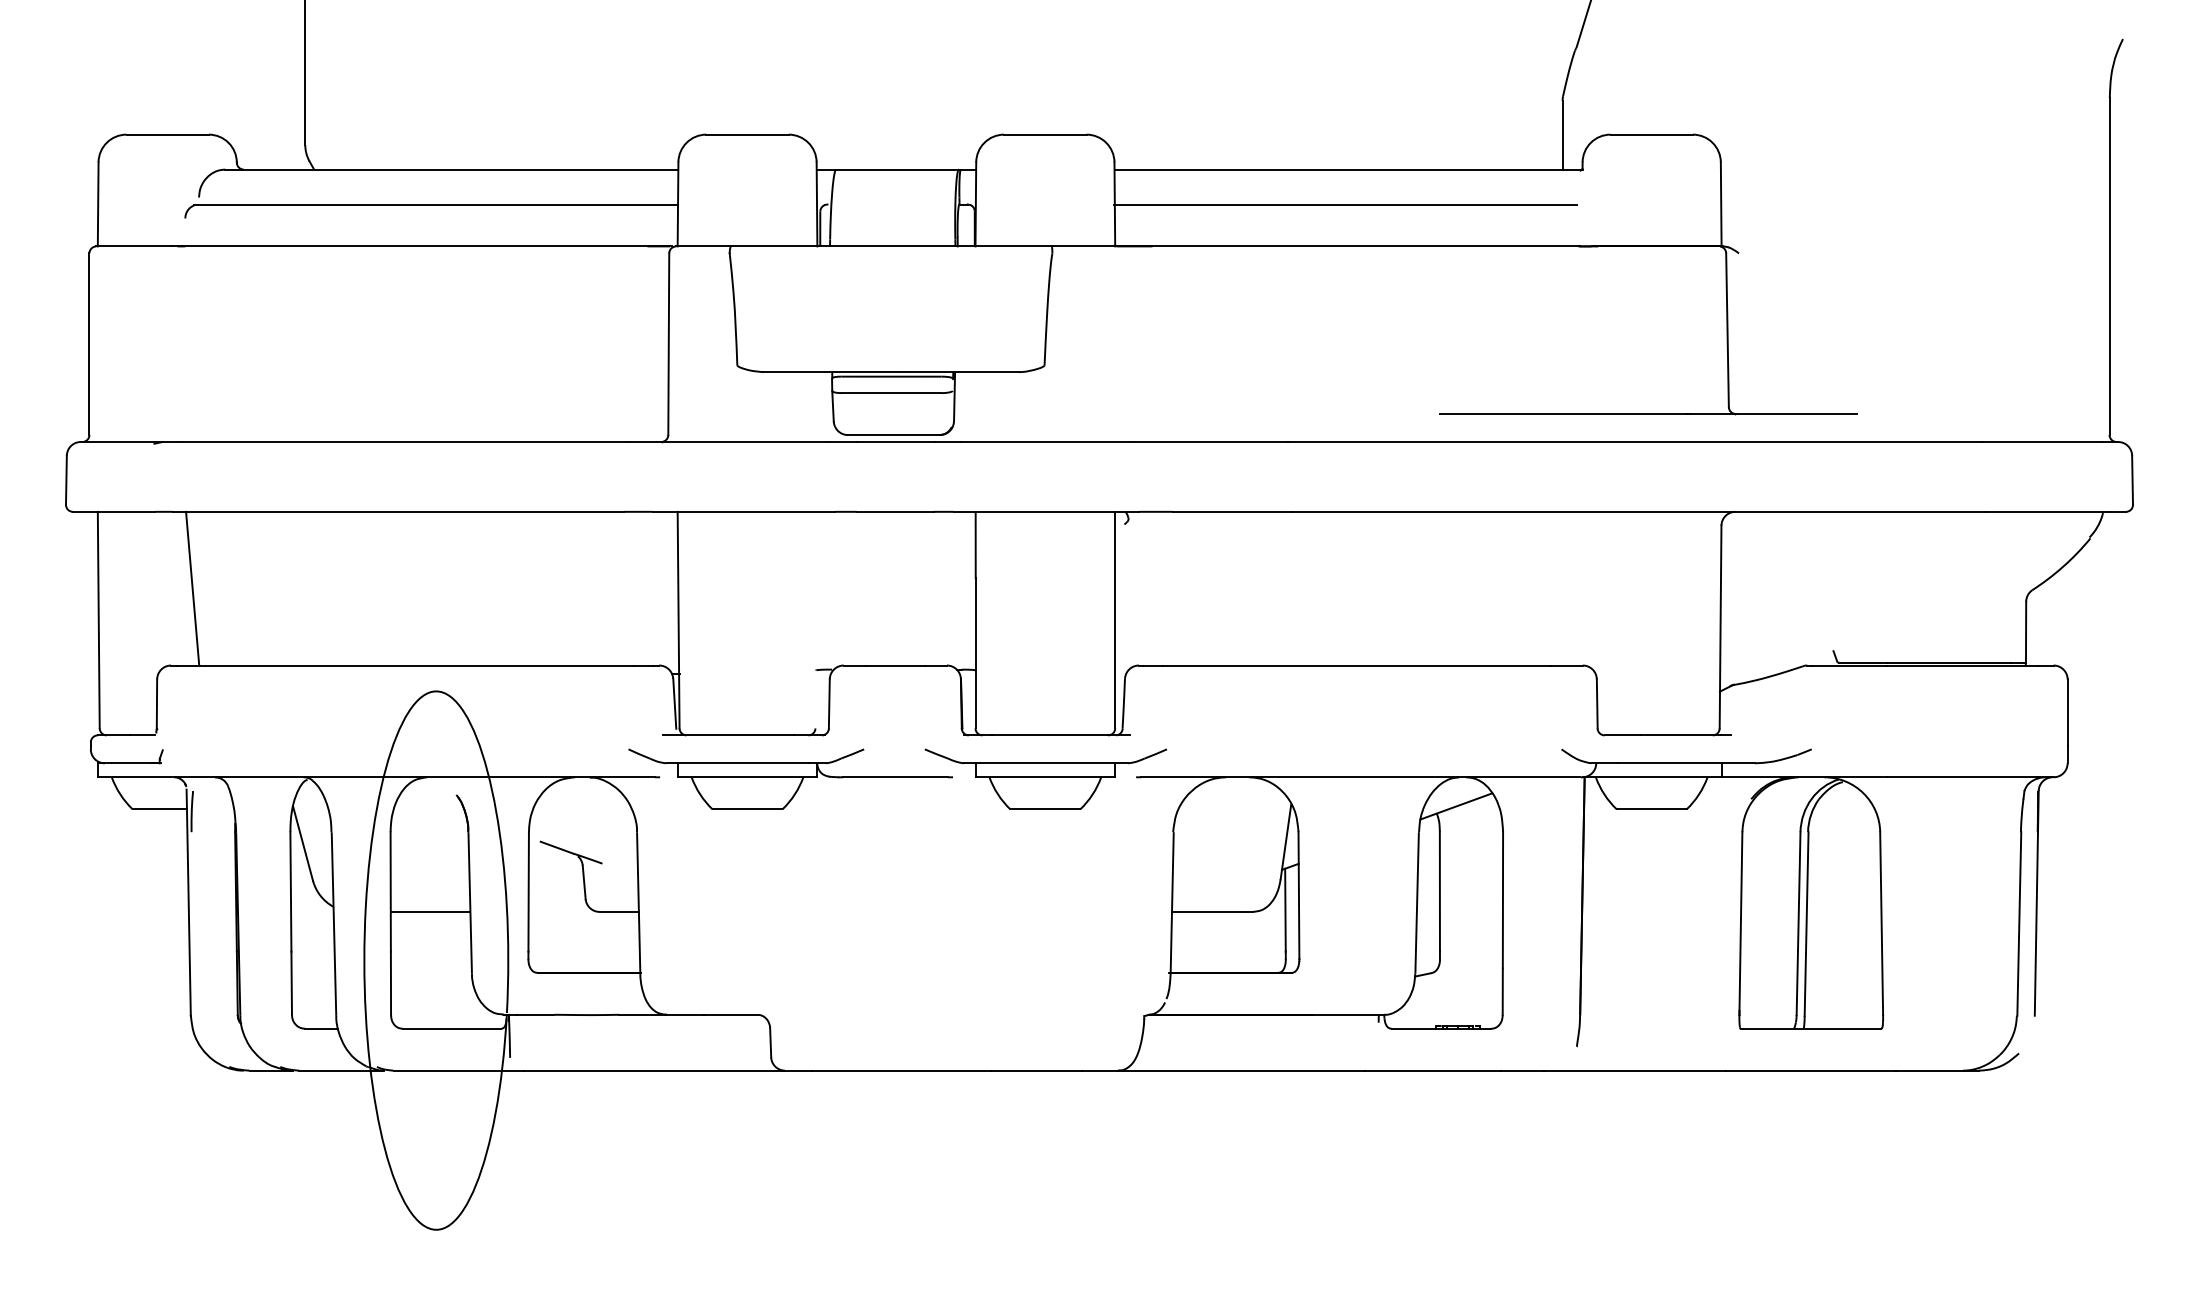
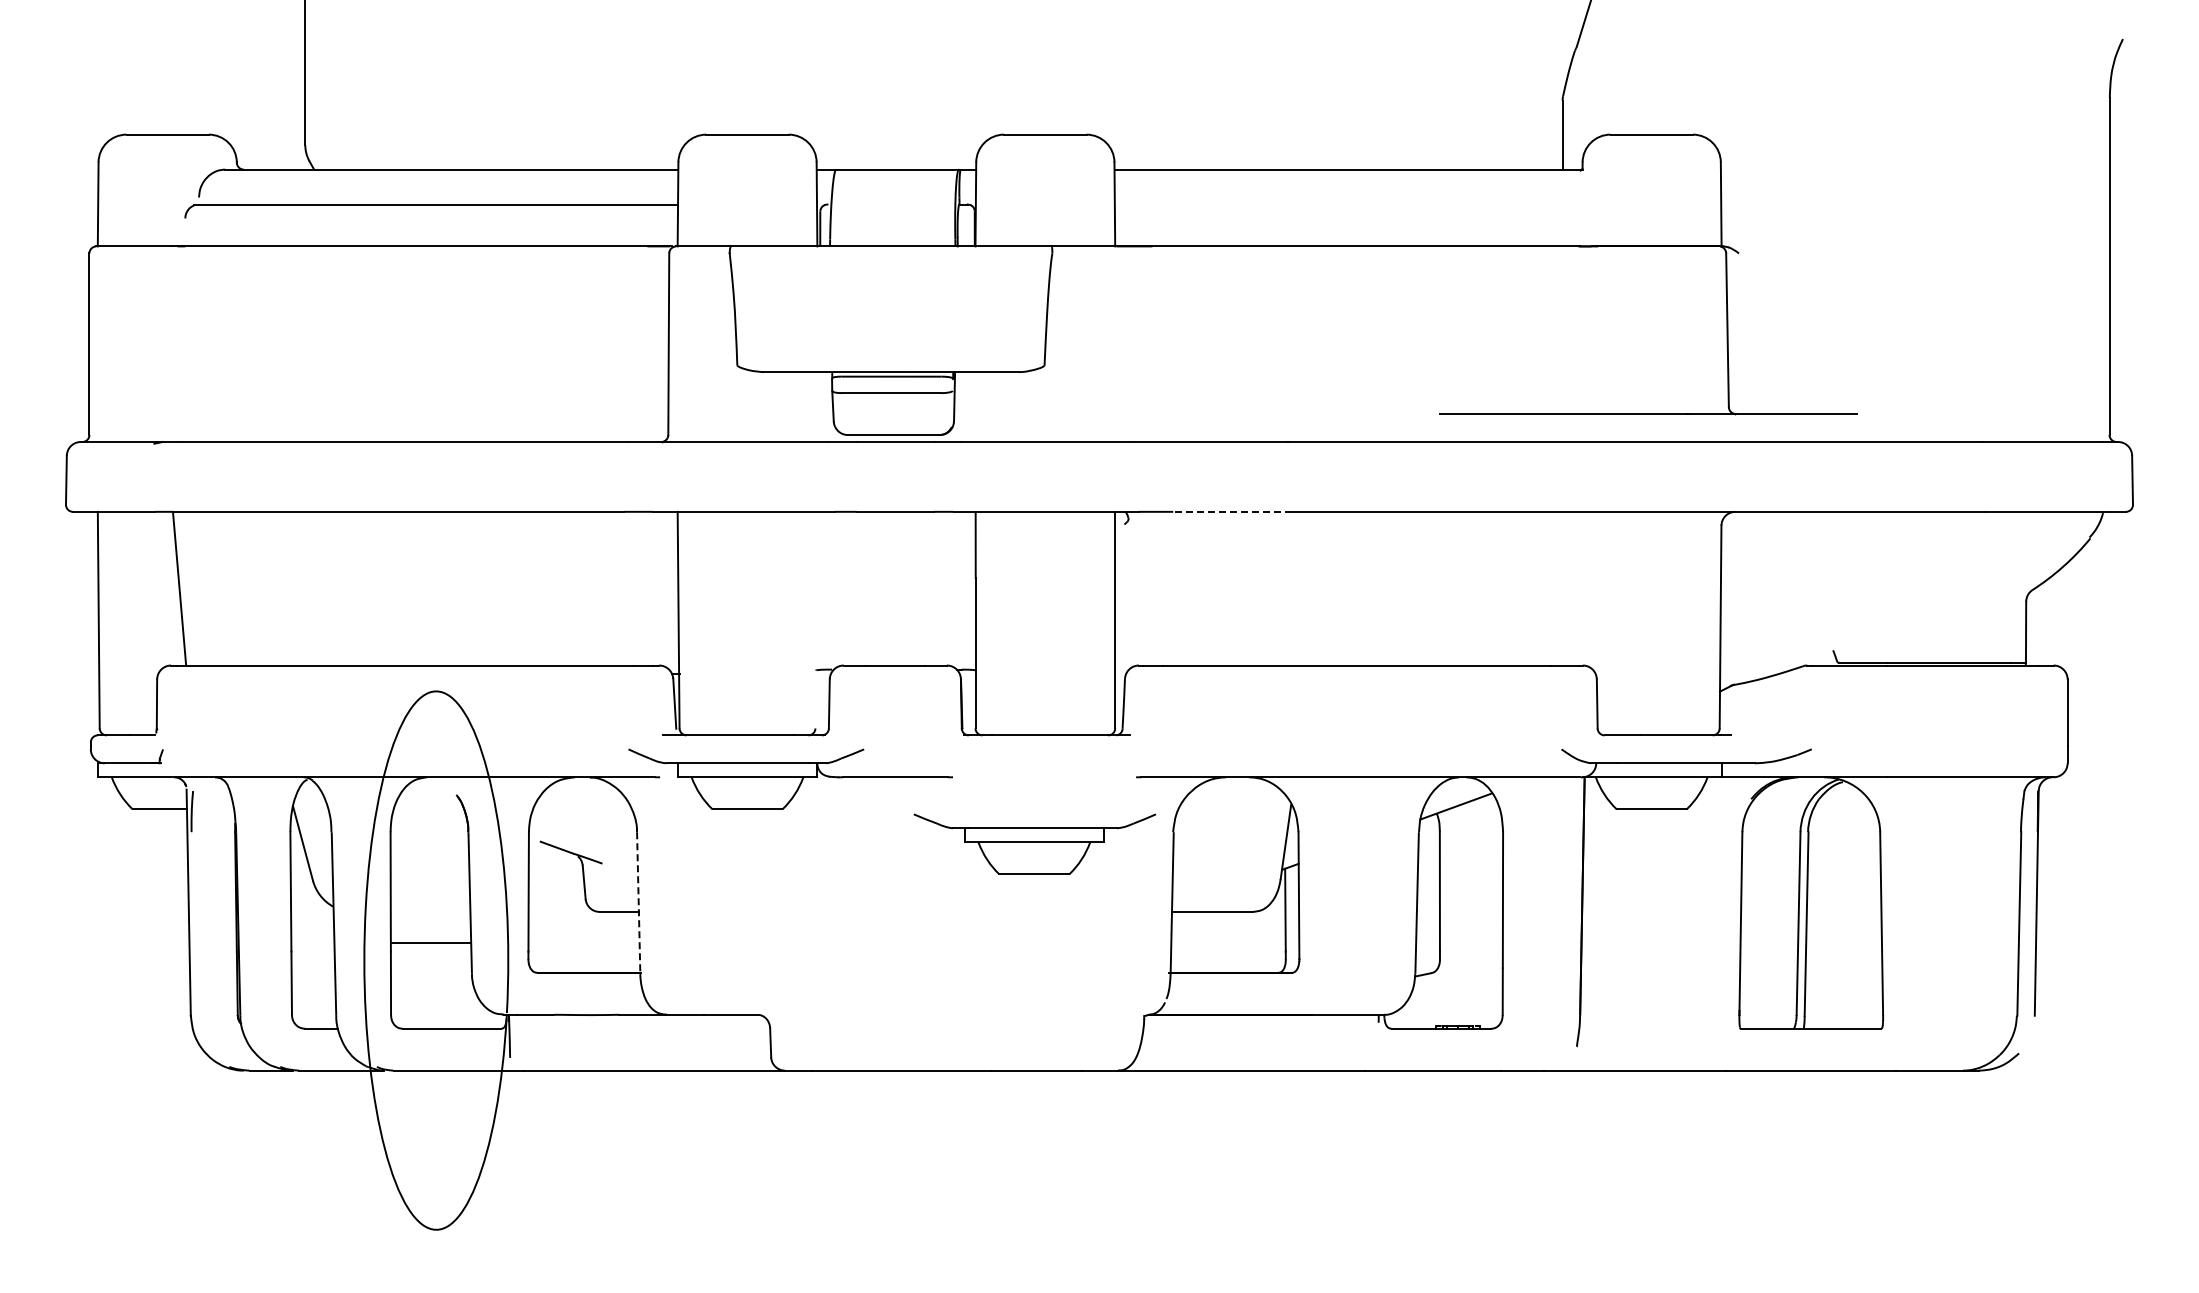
line: present -> none (1345, 205)
line: solid -> dashed (1232, 511)
line position: (192, 587) -> (179, 588) (179, 588)
part position: (1045, 778) -> (1034, 843) (1034, 843)
line: solid -> dashed (638, 903)
line position: (430, 911) -> (430, 942) (430, 942)
